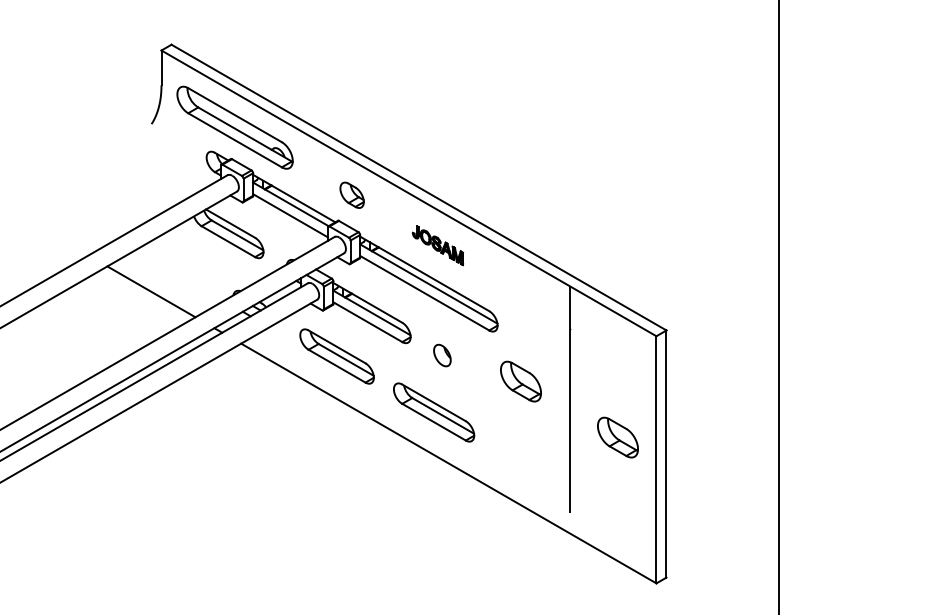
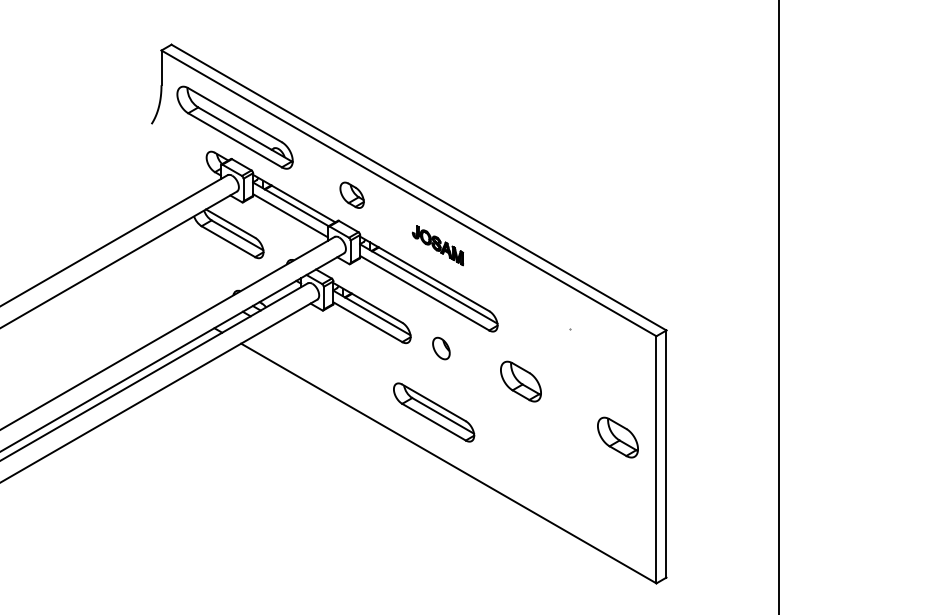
line: present -> none (151, 291)
part position: (442, 355) -> (441, 348) (441, 348)
part: present -> none (336, 356)
line: present -> none (569, 409)
